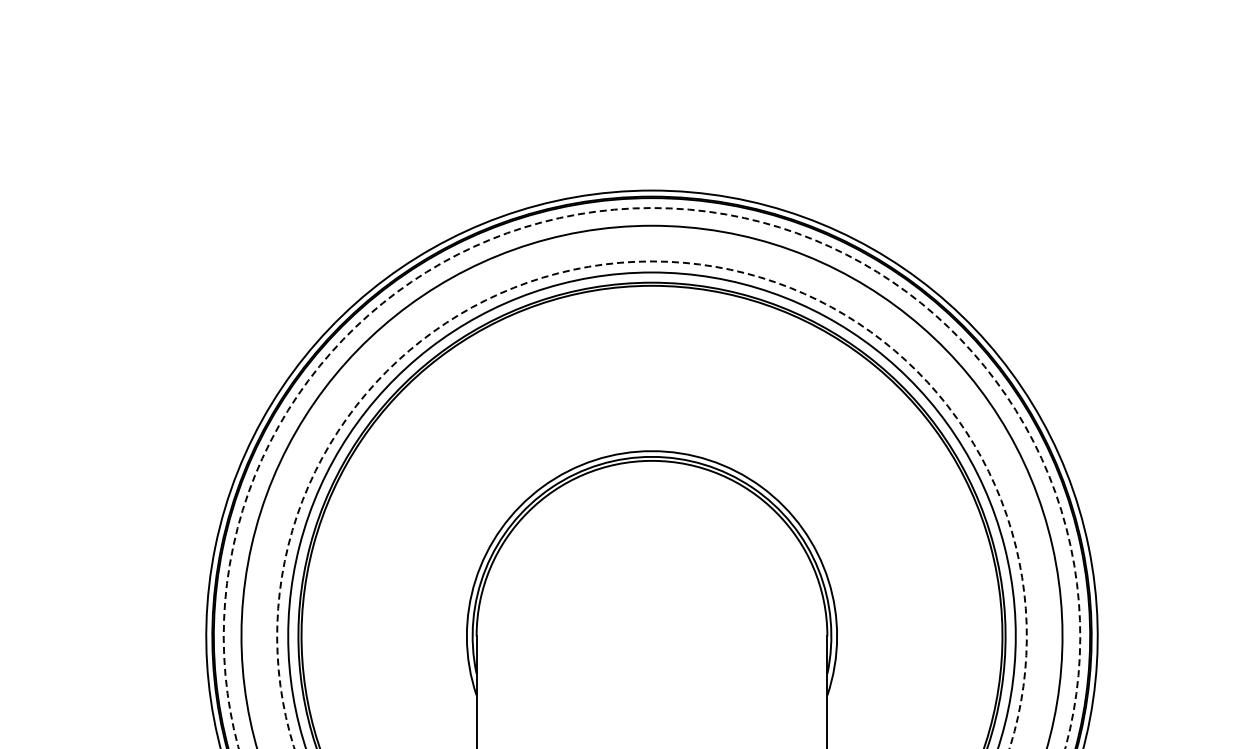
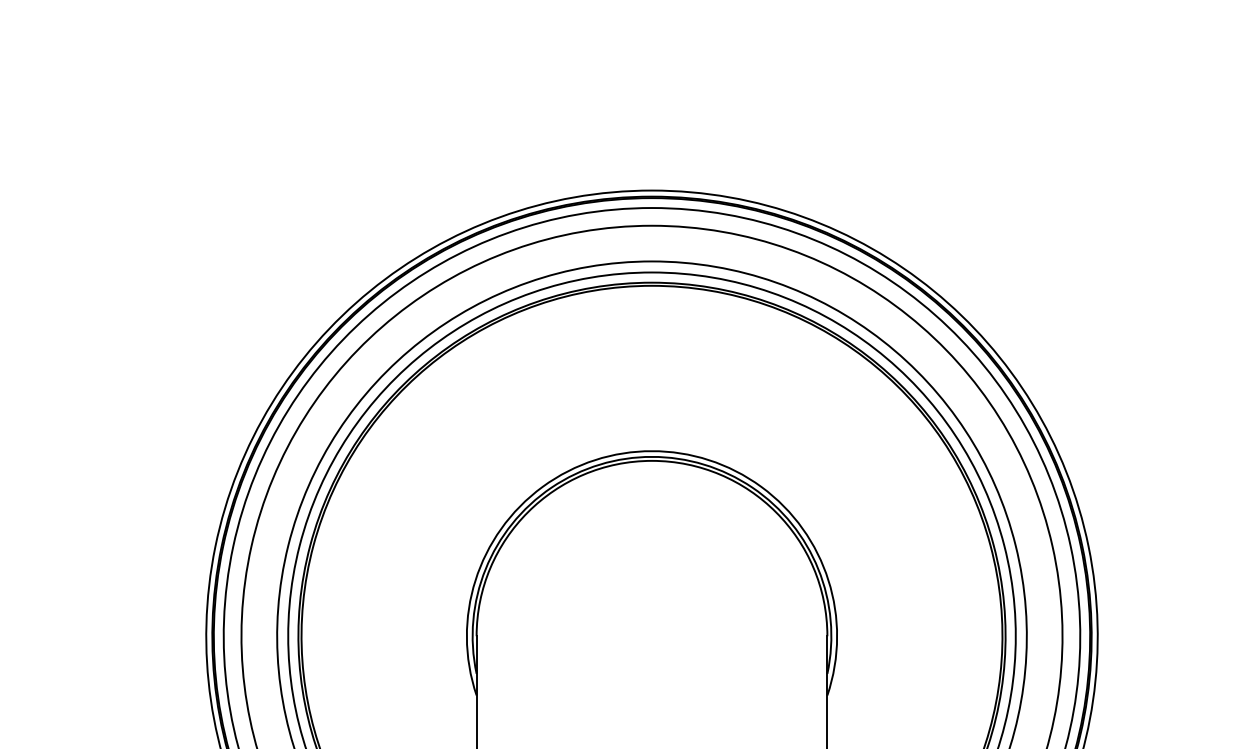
arc: dashed -> solid (652, 208)
arc: dashed -> solid (652, 261)
